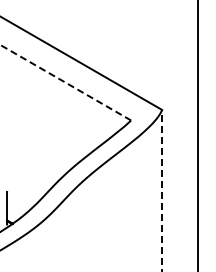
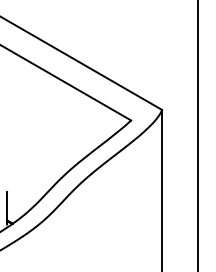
line: dashed -> solid (65, 82)
line: dashed -> solid (162, 190)
